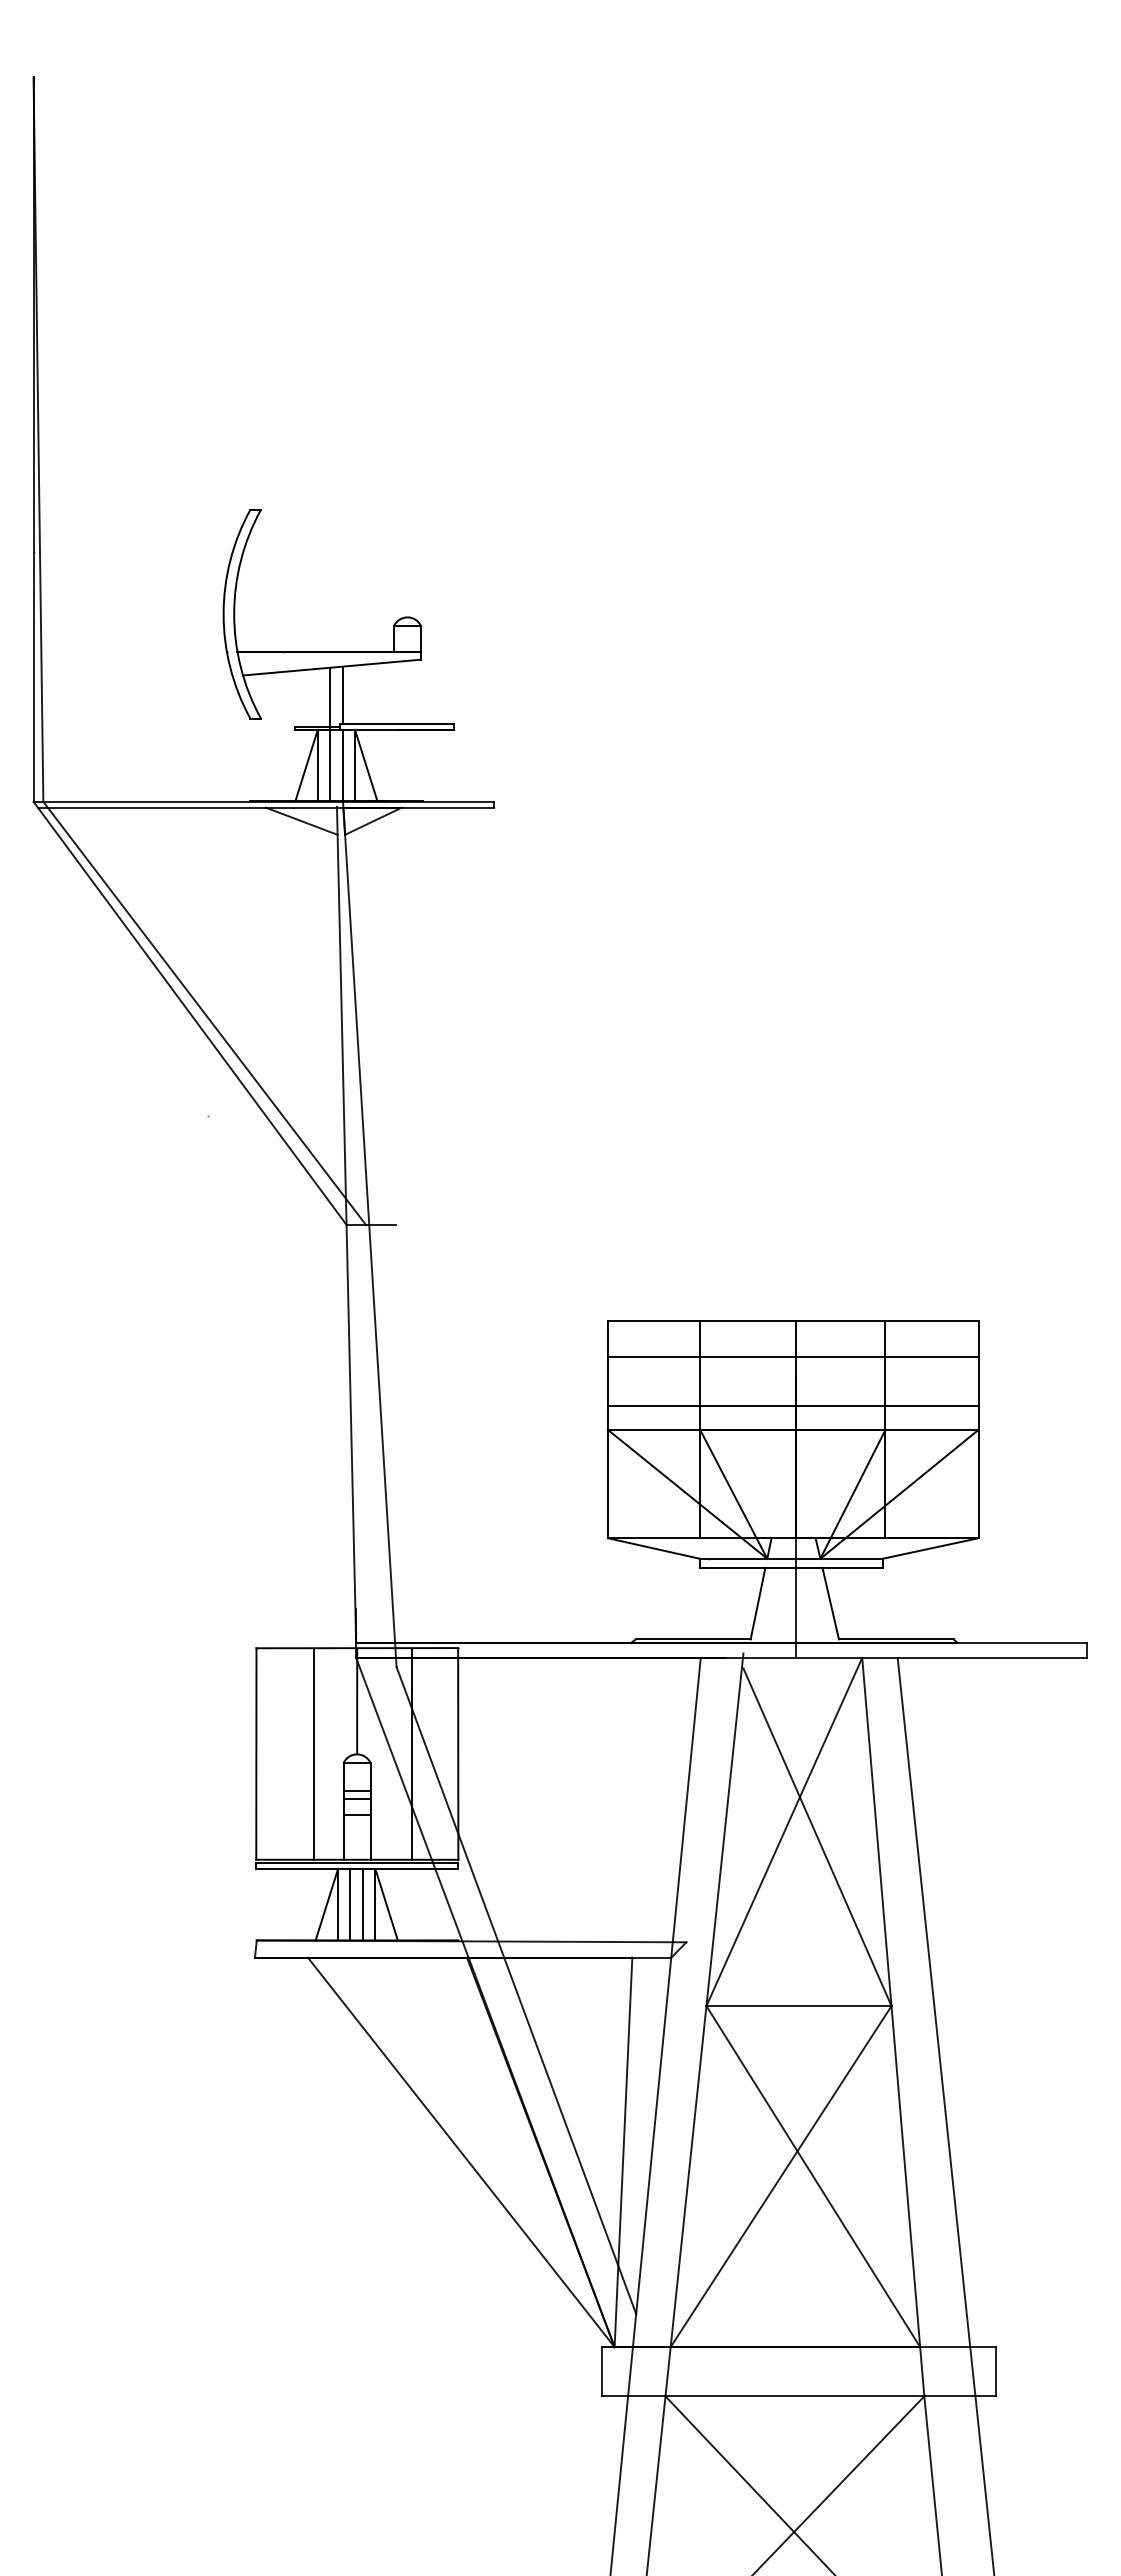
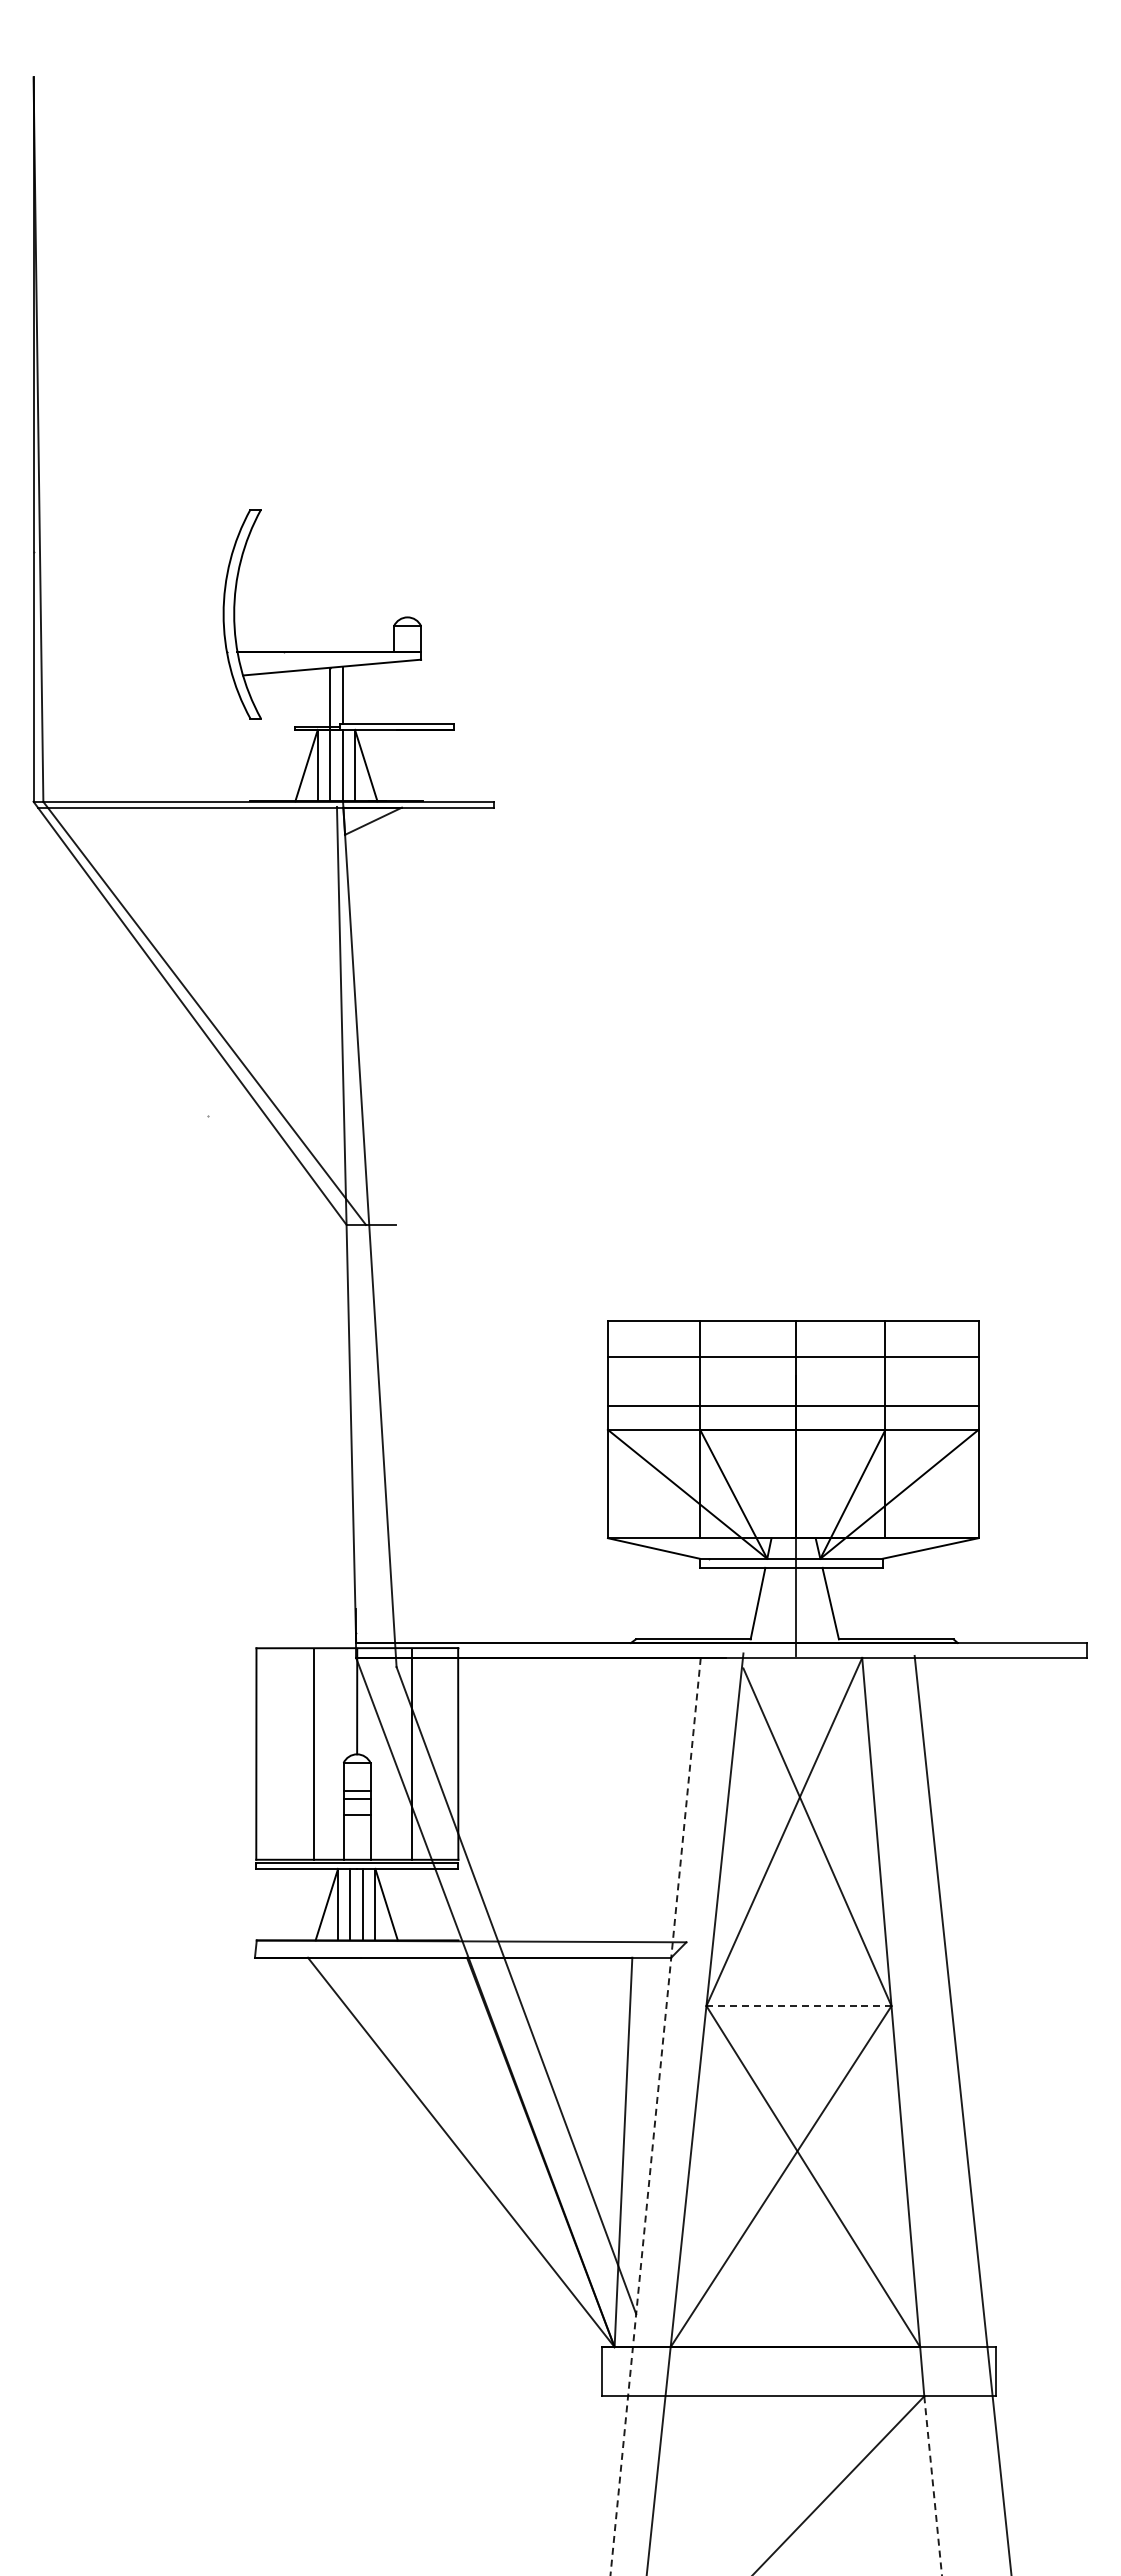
line: present -> none (301, 820)
line: solid -> dashed (799, 2006)
line position: (945, 2114) -> (962, 2113) (962, 2113)
line: solid -> dashed (655, 2116)
line: present -> none (748, 2484)
line: solid -> dashed (933, 2485)
